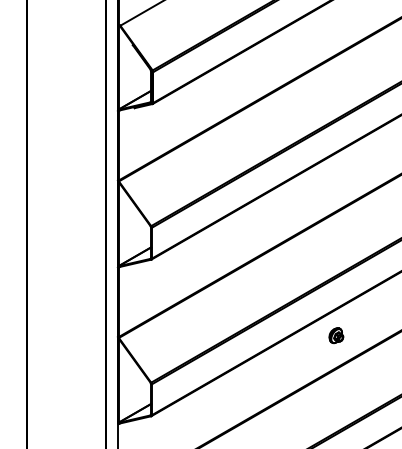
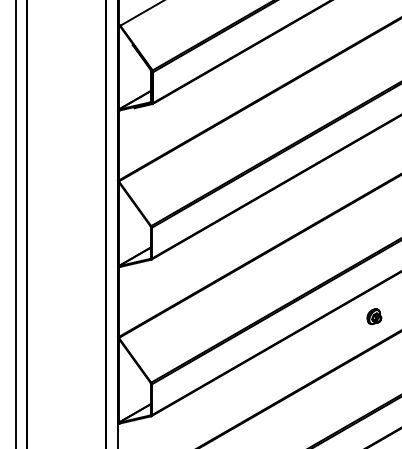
line: none -> present (15, 223)
part position: (336, 335) -> (374, 316) (374, 316)
